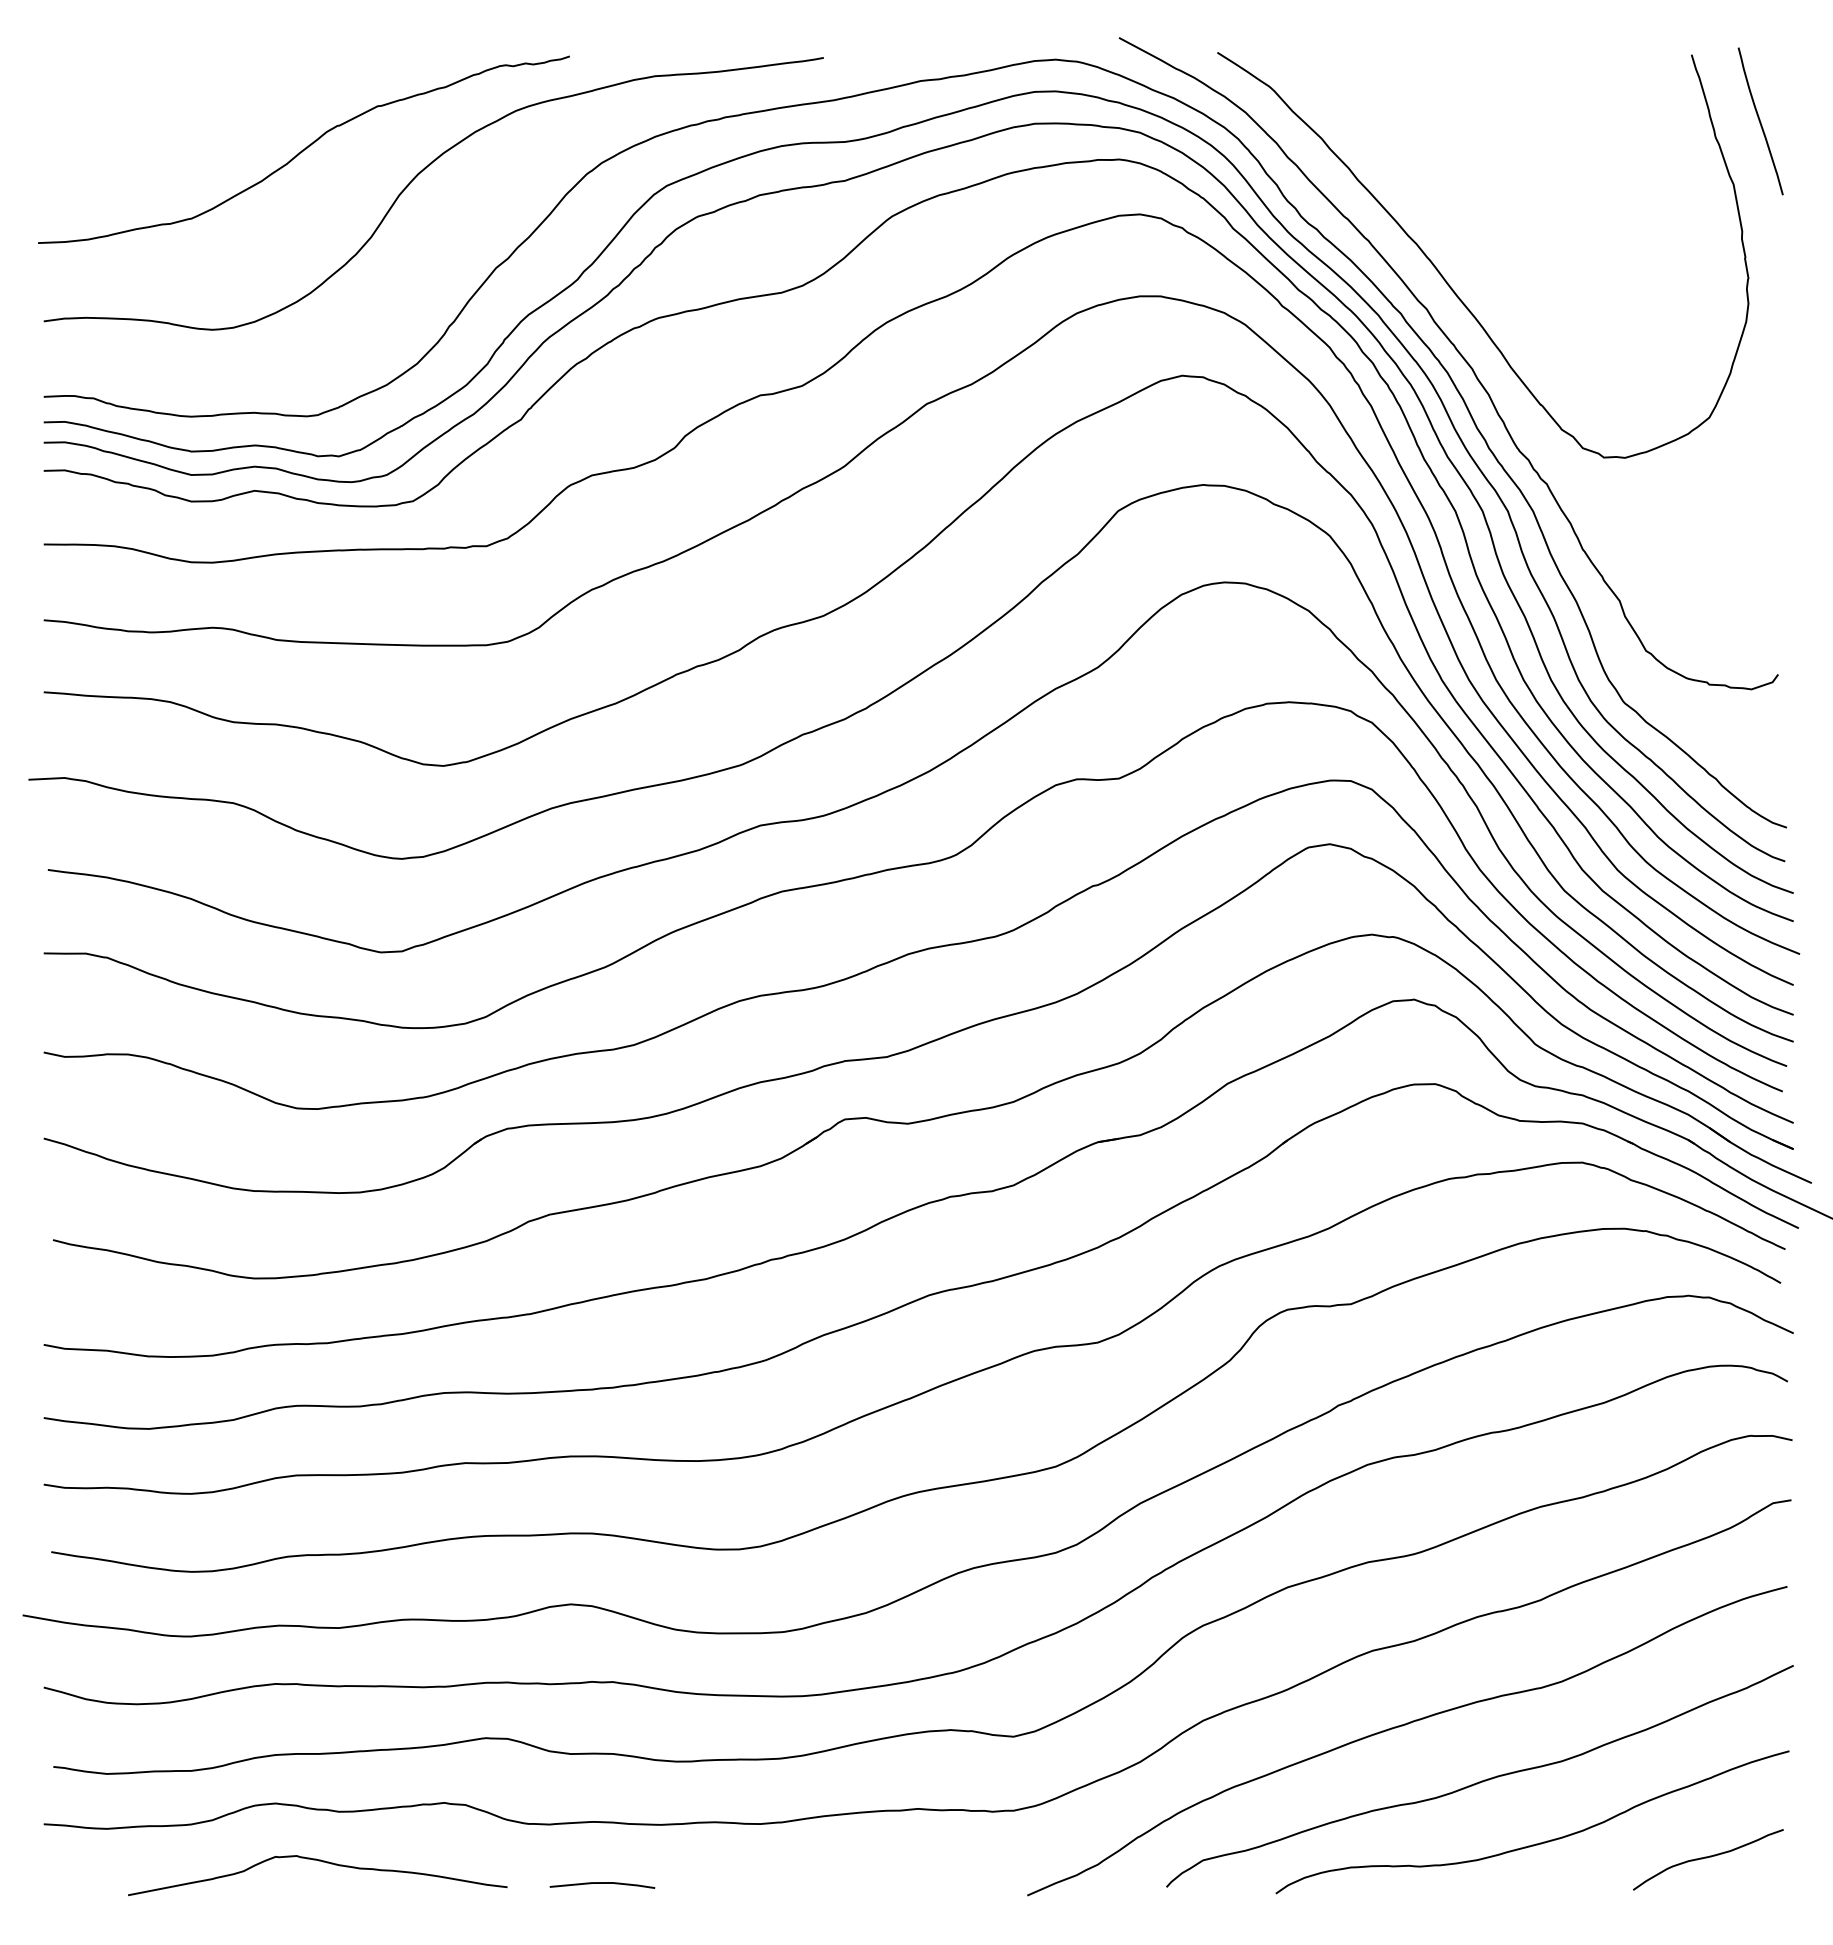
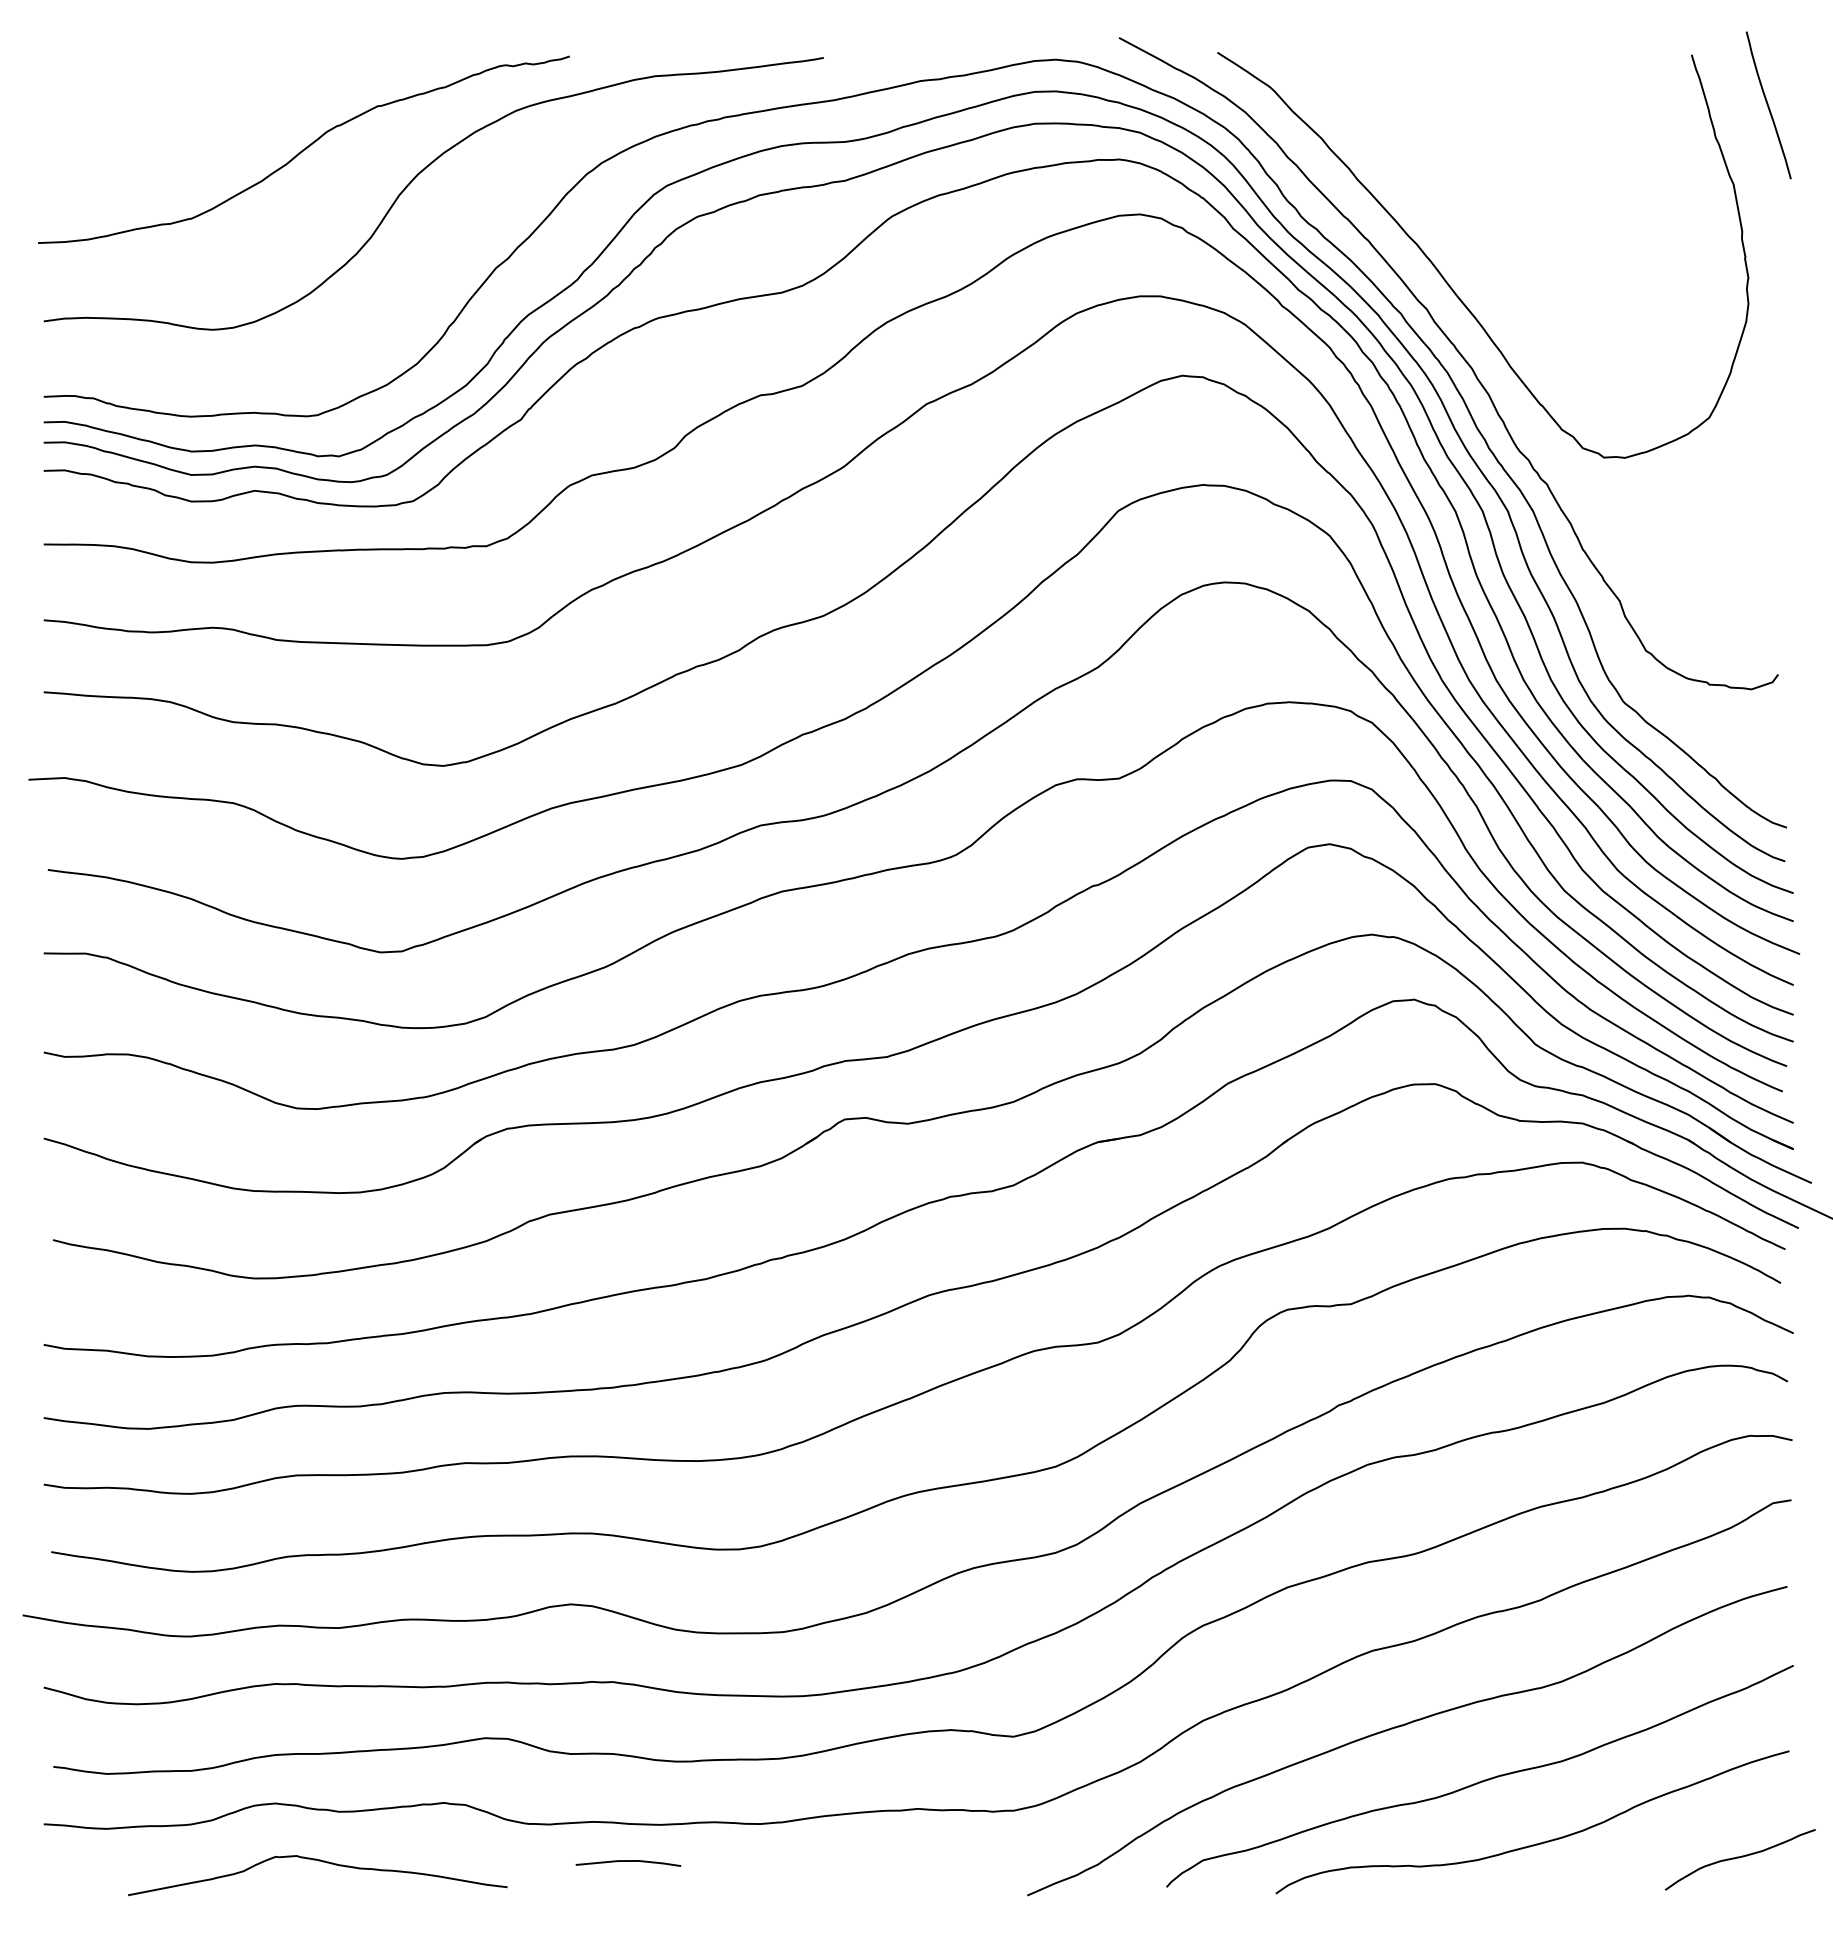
curve position: (1760, 121) -> (1768, 105) (1768, 105)
curve position: (1707, 1858) -> (1739, 1858) (1739, 1858)
line position: (602, 1883) -> (628, 1861) (628, 1861)
